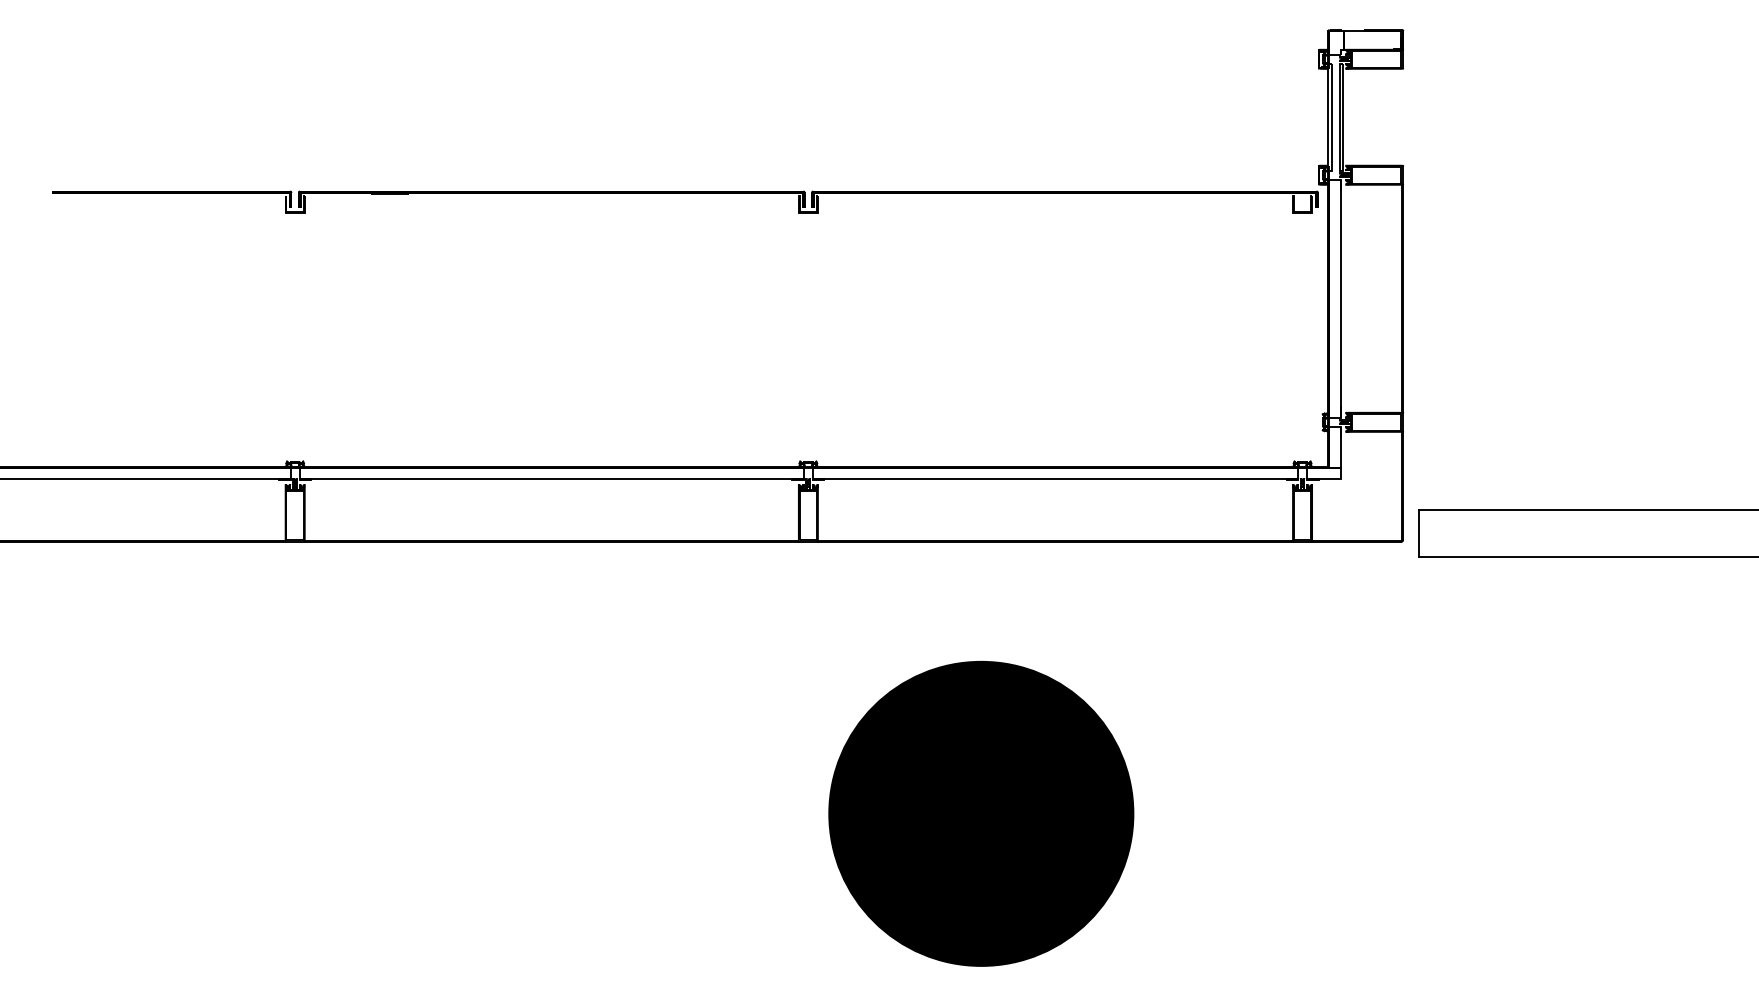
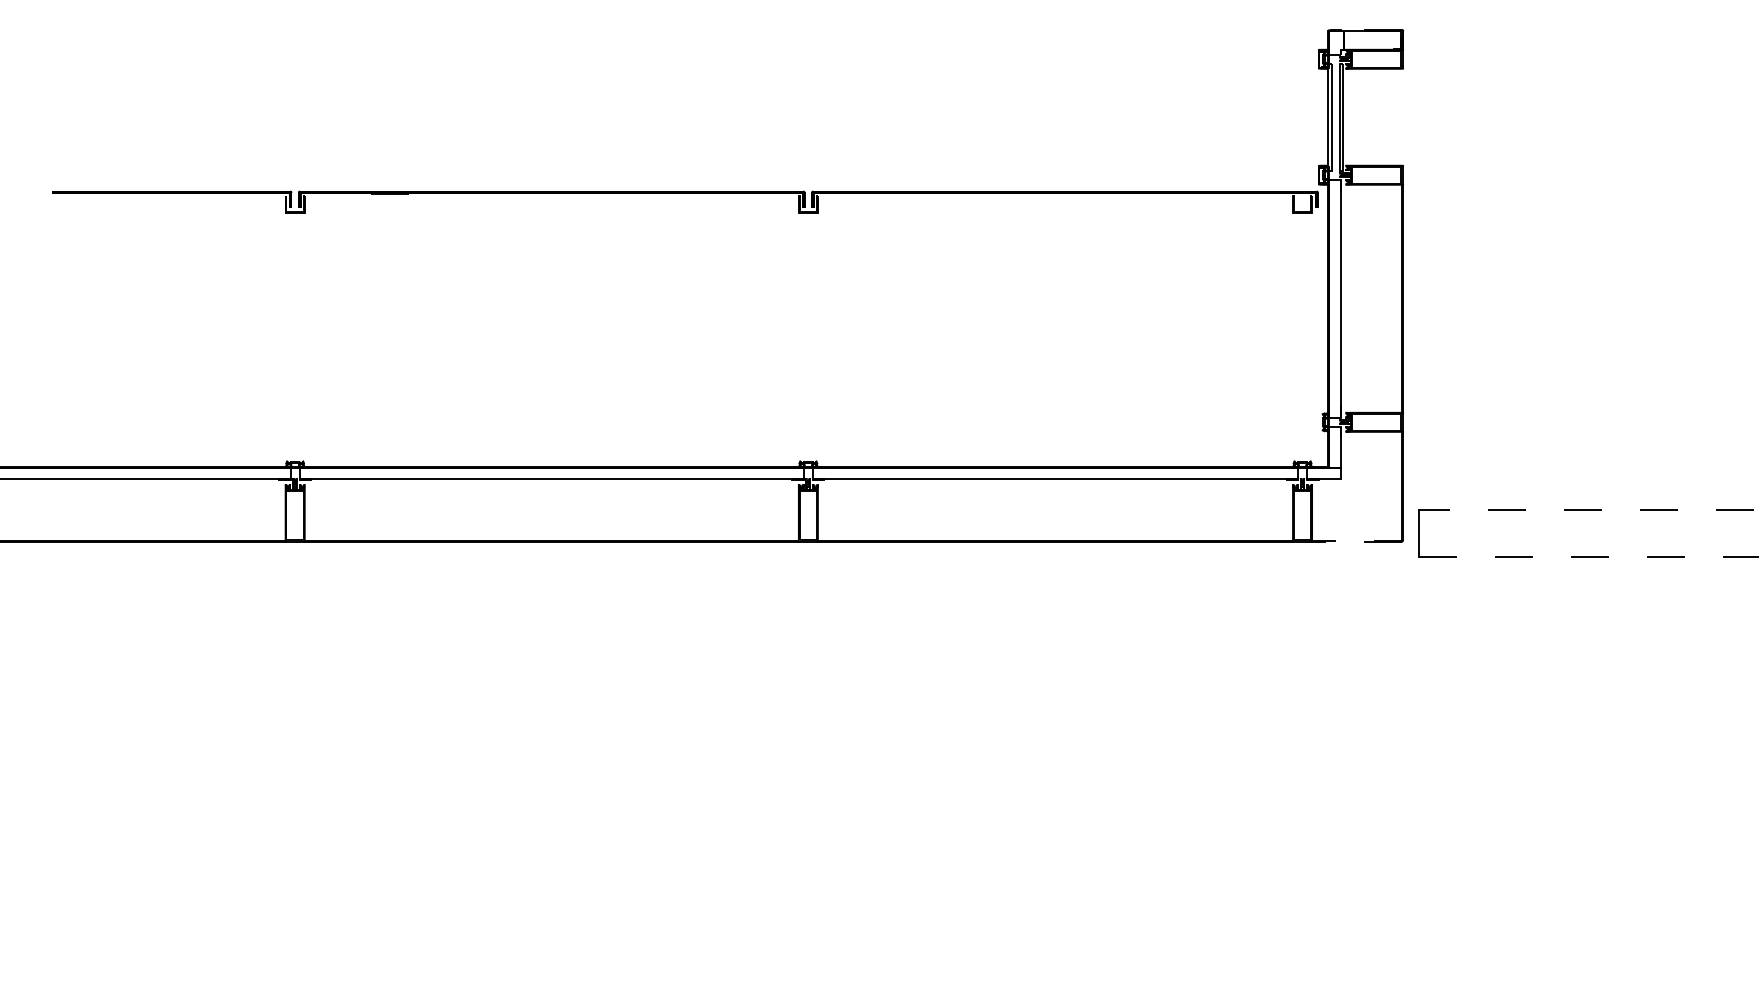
line: solid -> dashed (1588, 509)
line: solid -> dashed (1312, 540)
line: solid -> dashed (1588, 557)
part: present -> none (981, 813)
